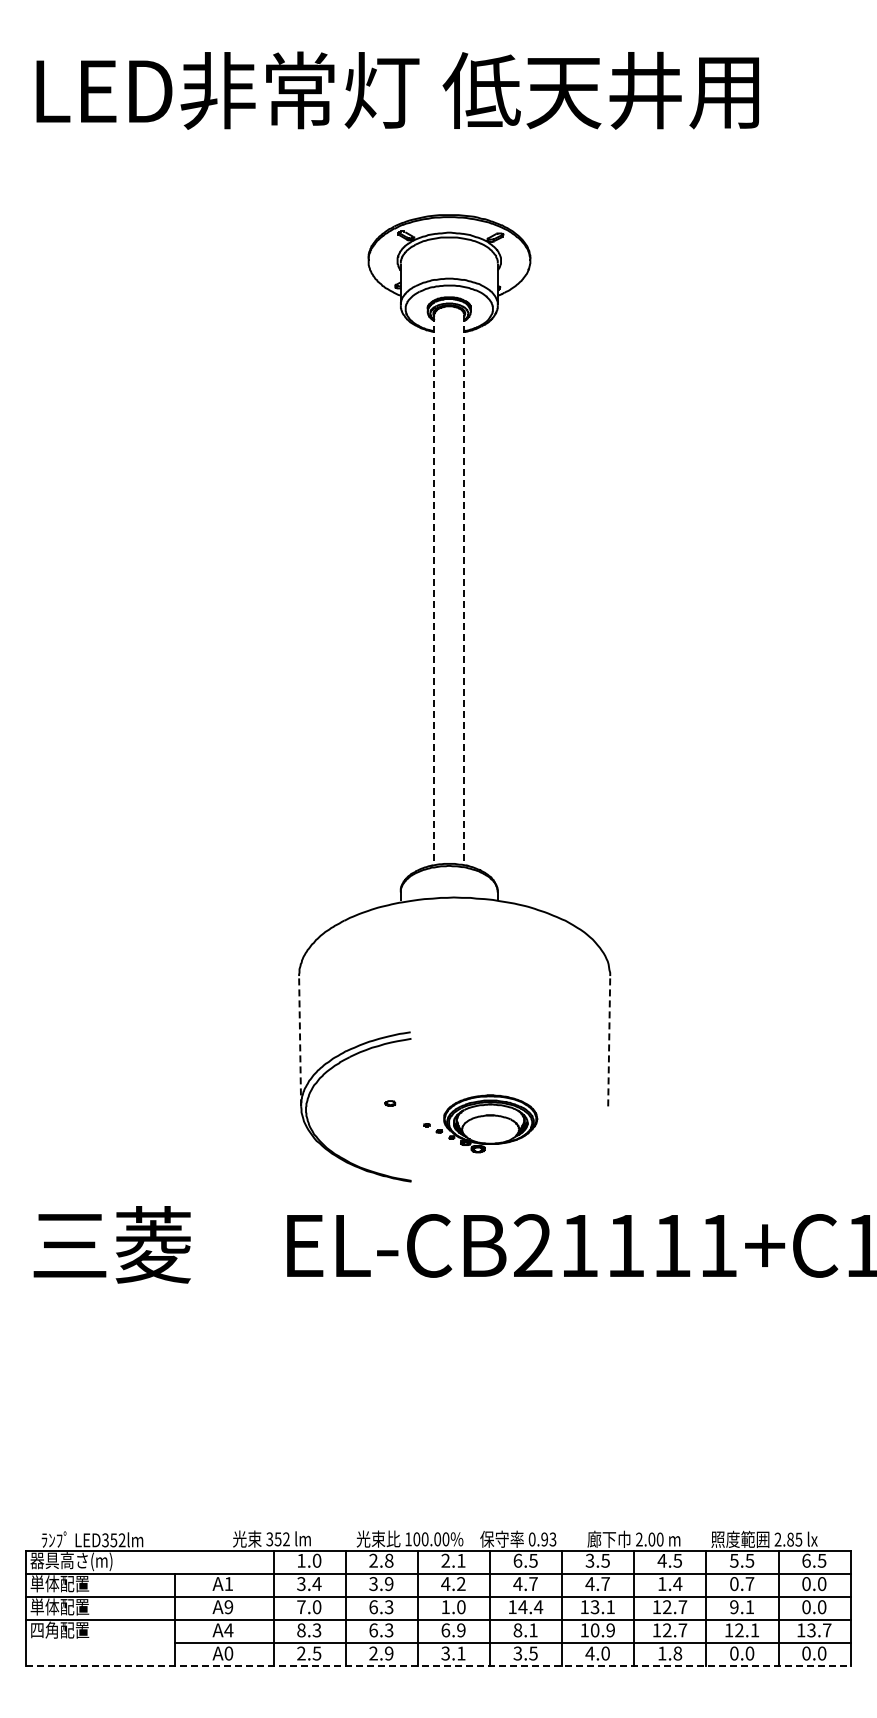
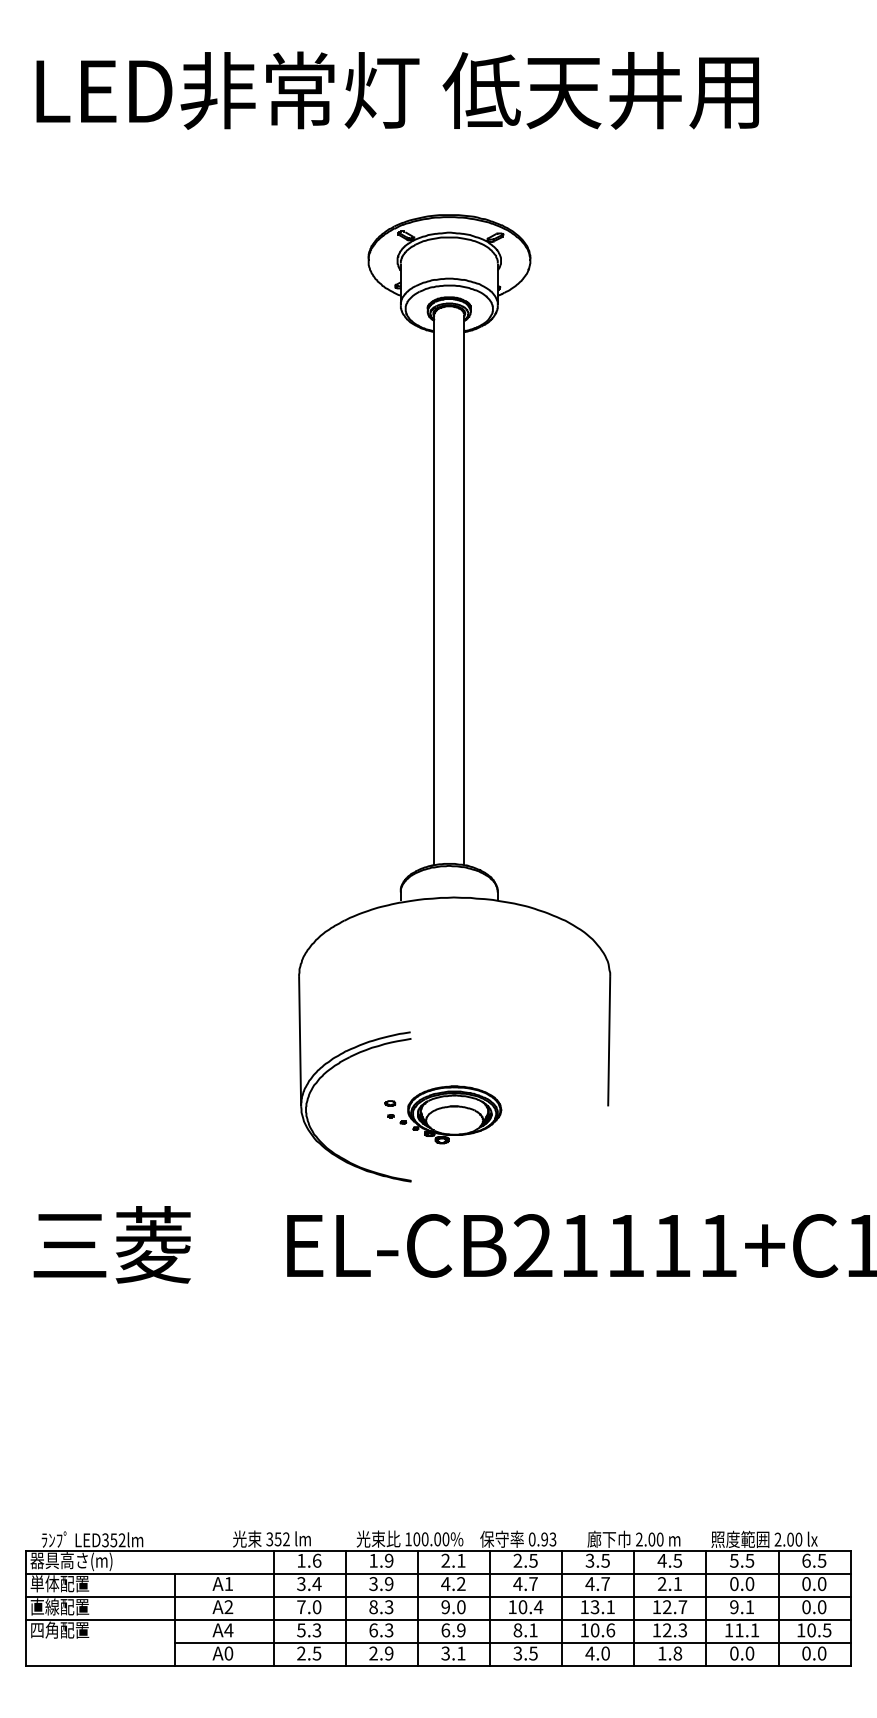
line: dashed -> solid (434, 590)
line: dashed -> solid (464, 590)
line: dashed -> solid (300, 1040)
line: dashed -> solid (609, 1040)
part position: (480, 1123) -> (444, 1114) (444, 1114)
text: 2.85 -> 2.00 (794, 1539)
text: 1.0 -> 1.6 (316, 1560)
text: 2.8 -> 1.9 (381, 1560)
text: 6.5 -> 2.5 (517, 1560)
text: 1.4 -> 2.1 (670, 1583)
text: 0.7 -> 0.0 (749, 1584)
text: 単体配置 -> 直線配置 (44, 1606)
text: A9 -> A2 (228, 1607)
text: 6.3 -> 8.3 (373, 1607)
text: 1.0 -> 9.0 (445, 1607)
text: 14.4 -> 10.4 (522, 1607)
text: 8.3 -> 5.3 (301, 1630)
text: 10.9 -> 10.6 (610, 1630)
text: 12.7 -> 12.3 (682, 1630)
text: 12.1 -> 11.1 (739, 1630)
text: 13.7 -> 10.5 (819, 1630)
line: dashed -> solid (438, 1666)
